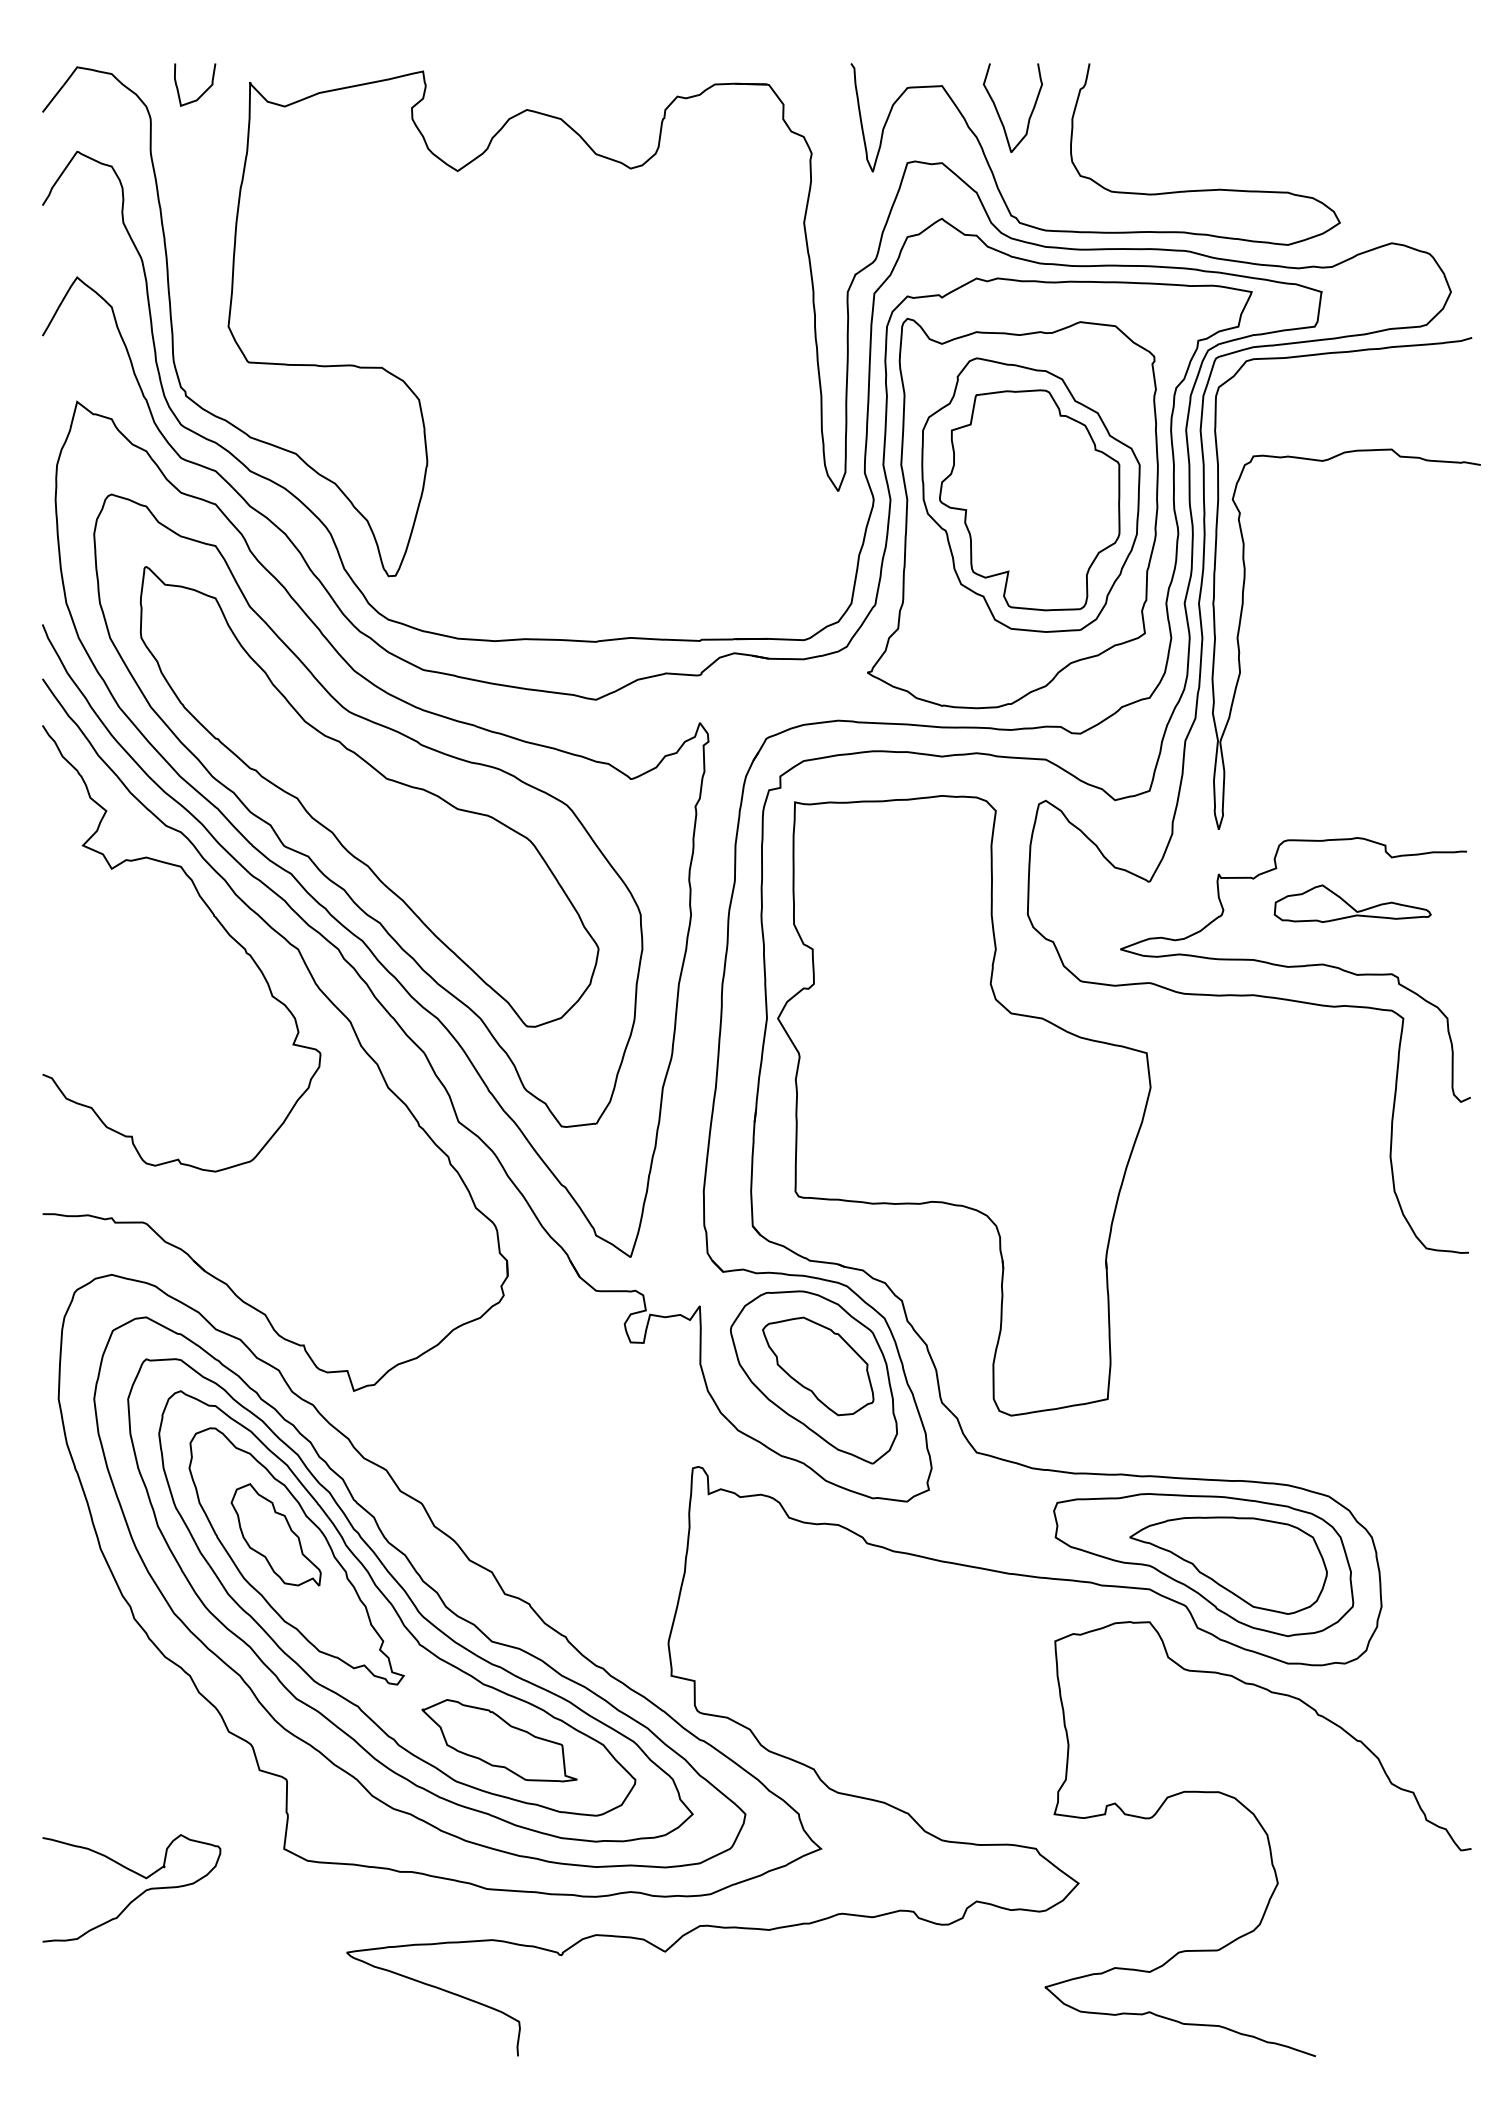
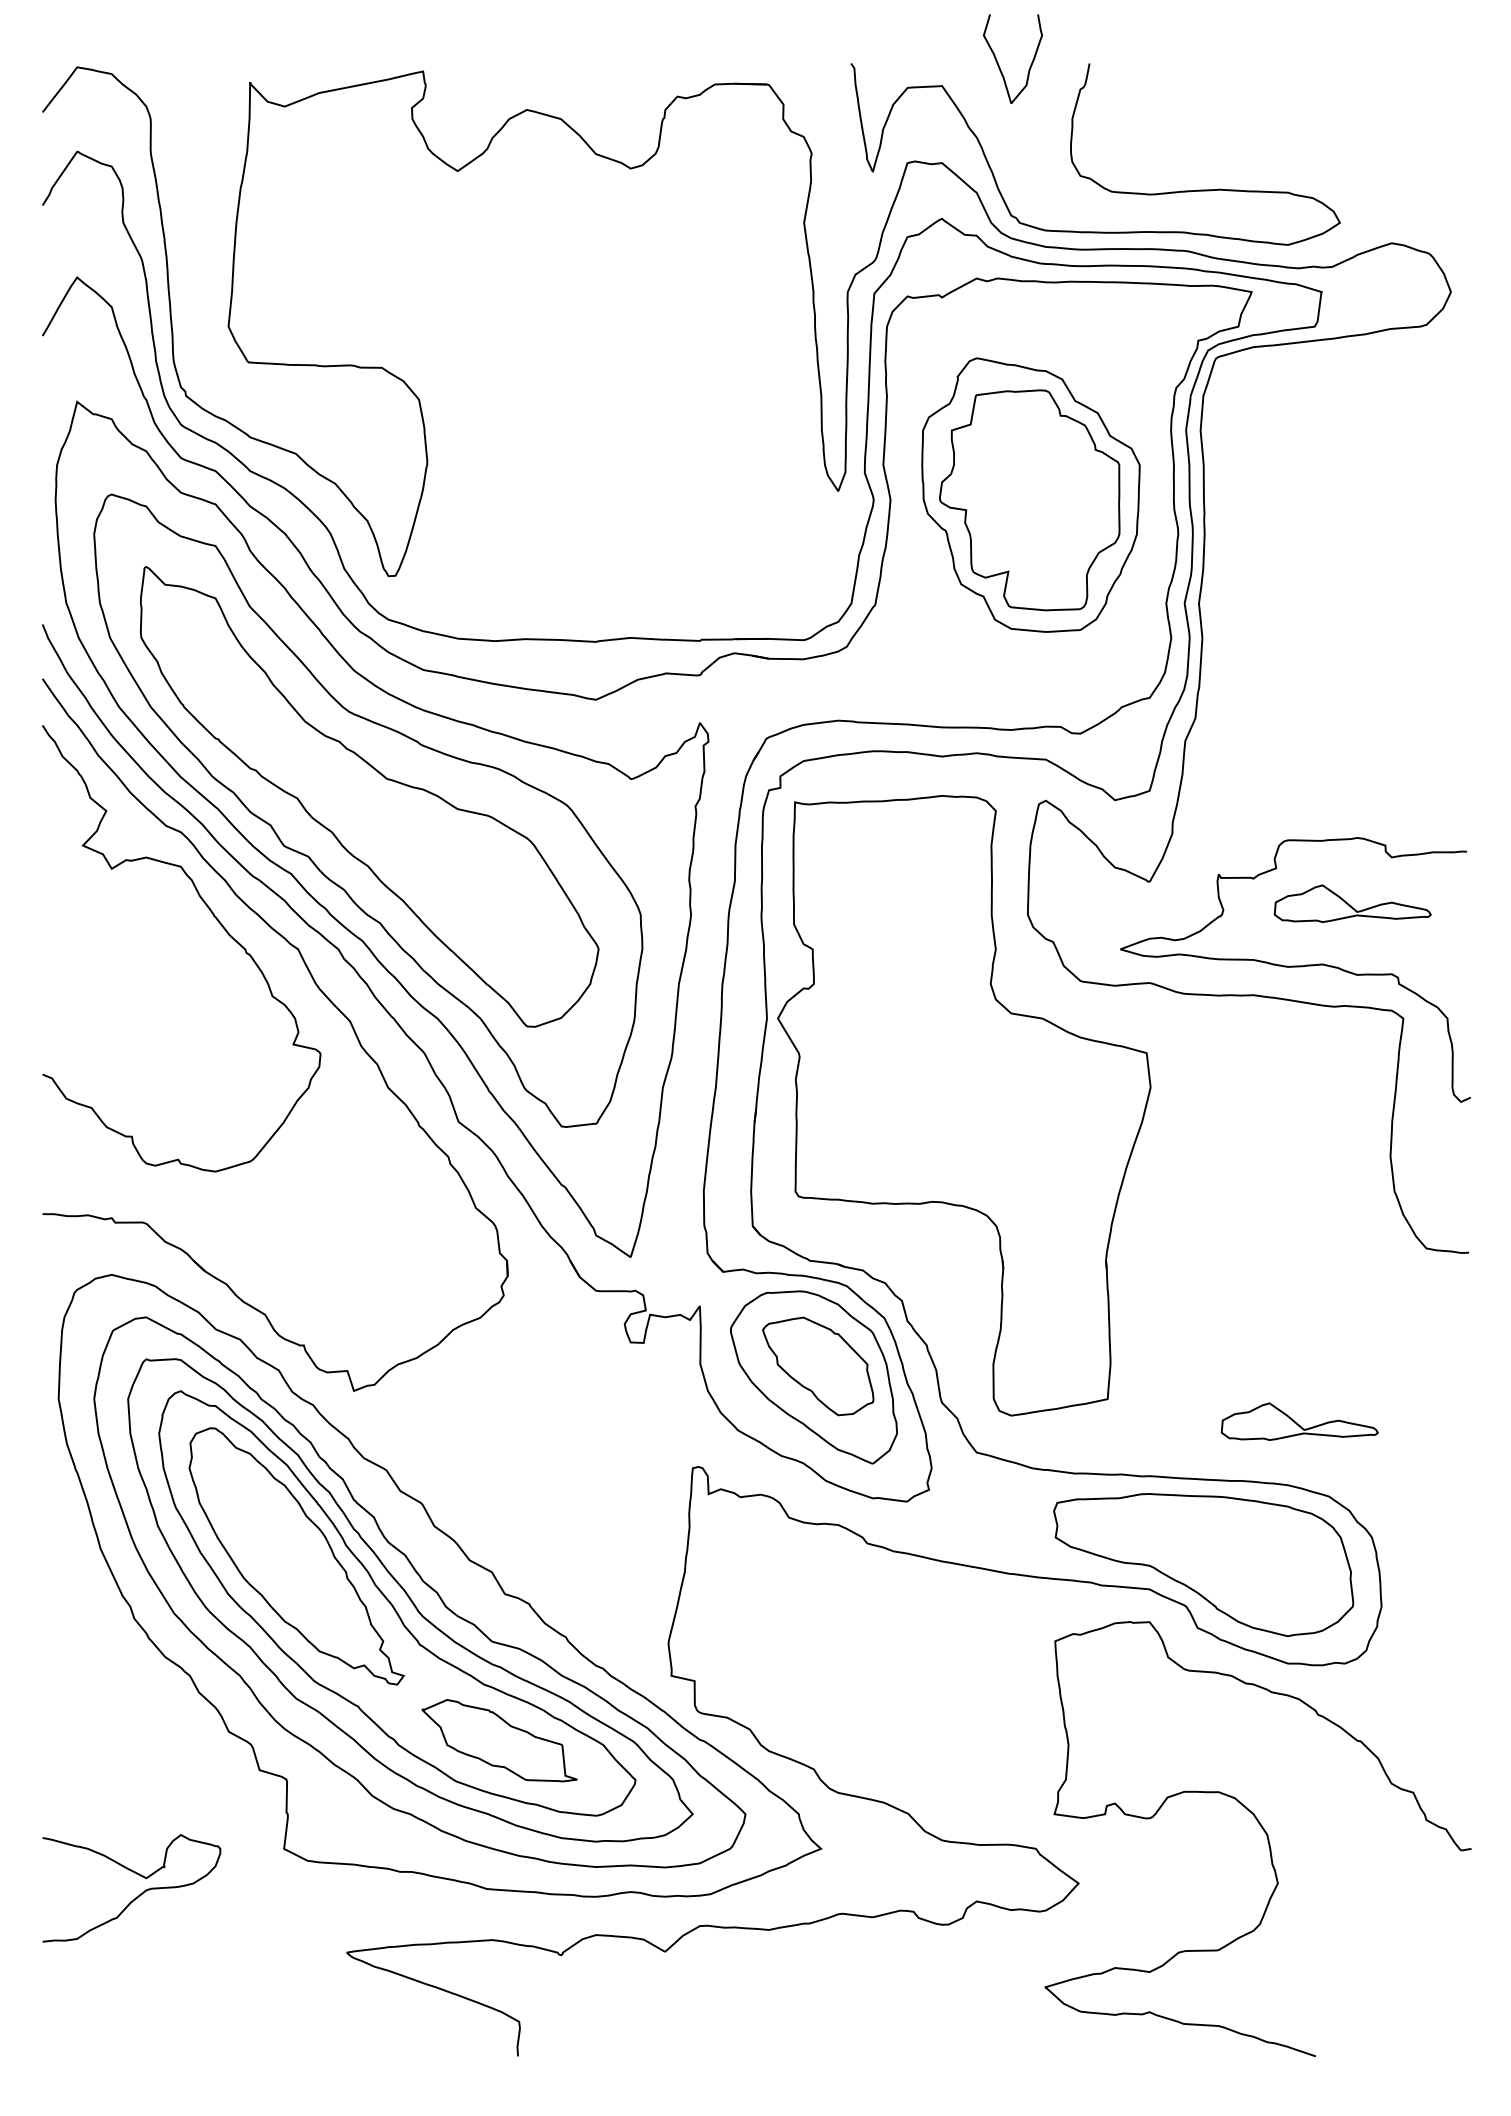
curve: present -> none (203, 92)
curve position: (998, 111) -> (998, 62) (998, 62)
part: present -> none (1012, 513)
curve: present -> none (1245, 580)
part: none -> present (1299, 1421)
part: present -> none (275, 1534)
part: present -> none (1228, 1565)
